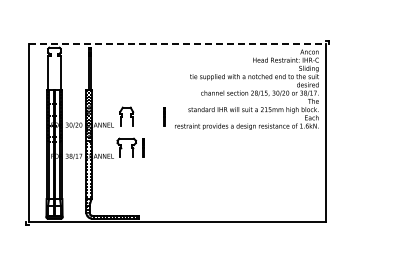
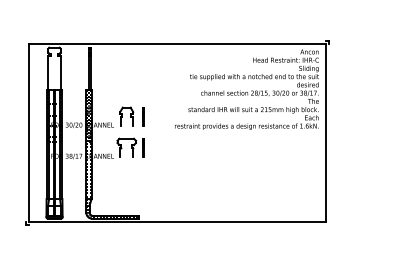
line: dashed -> solid (178, 44)
line position: (164, 116) -> (143, 116) (143, 116)
